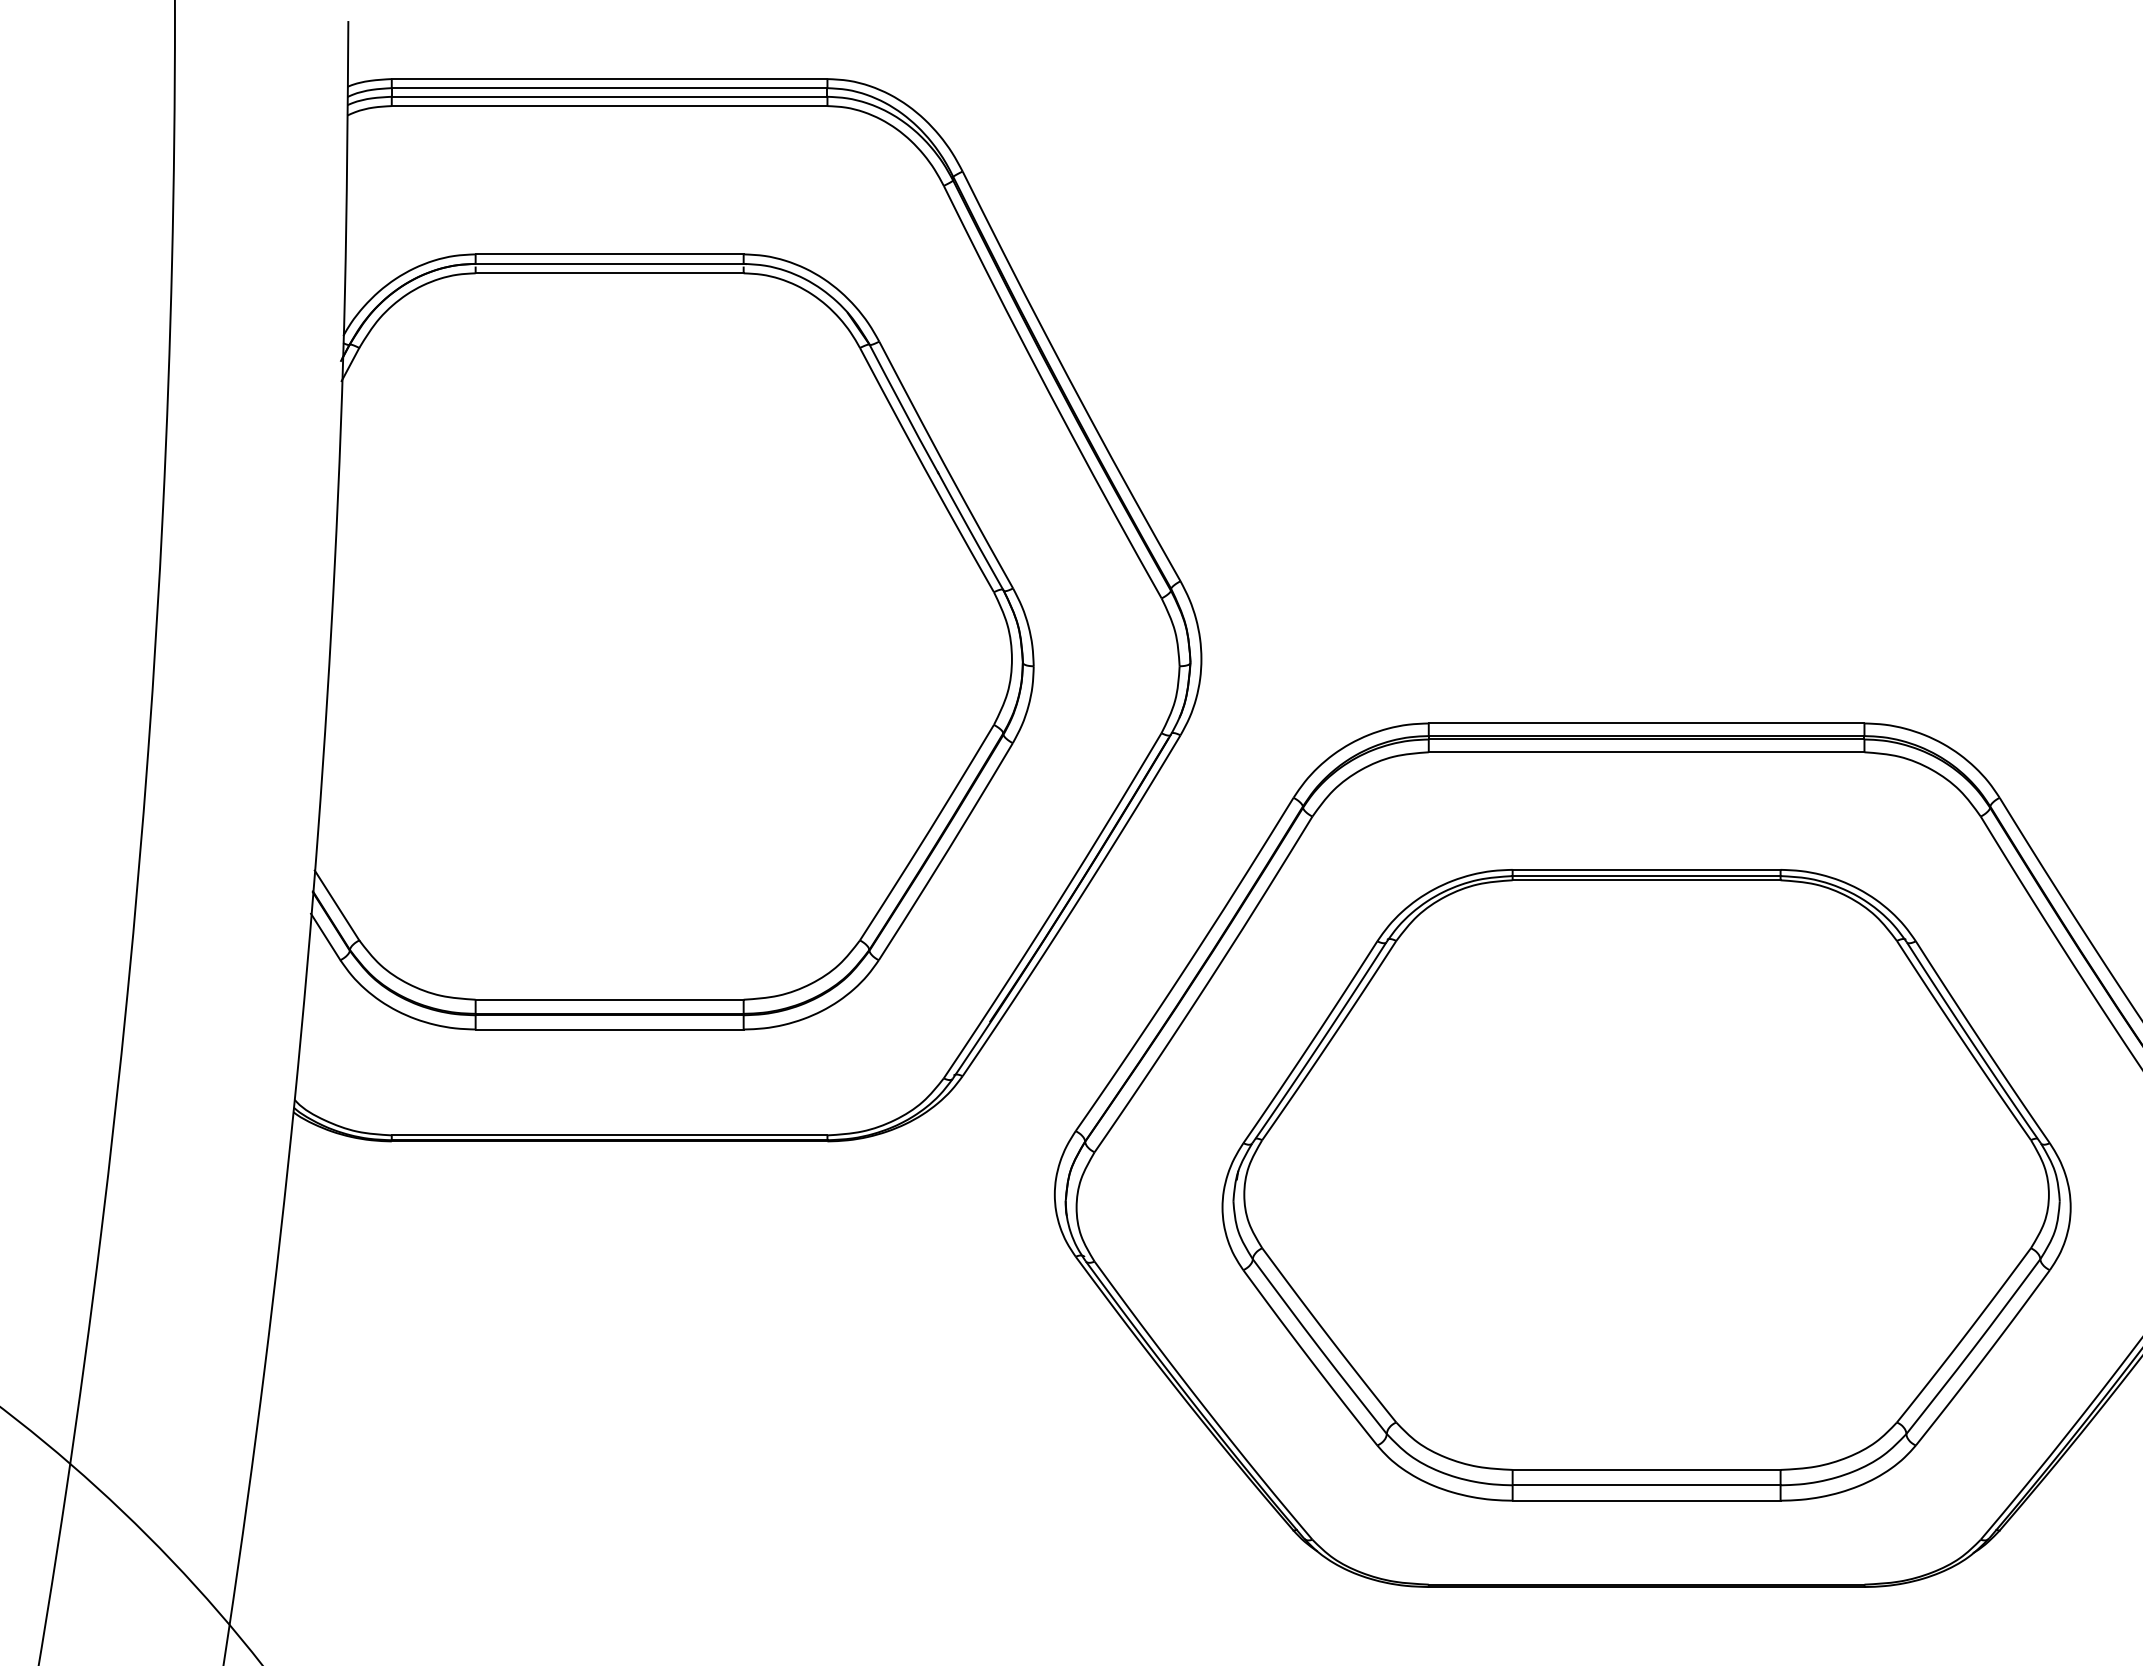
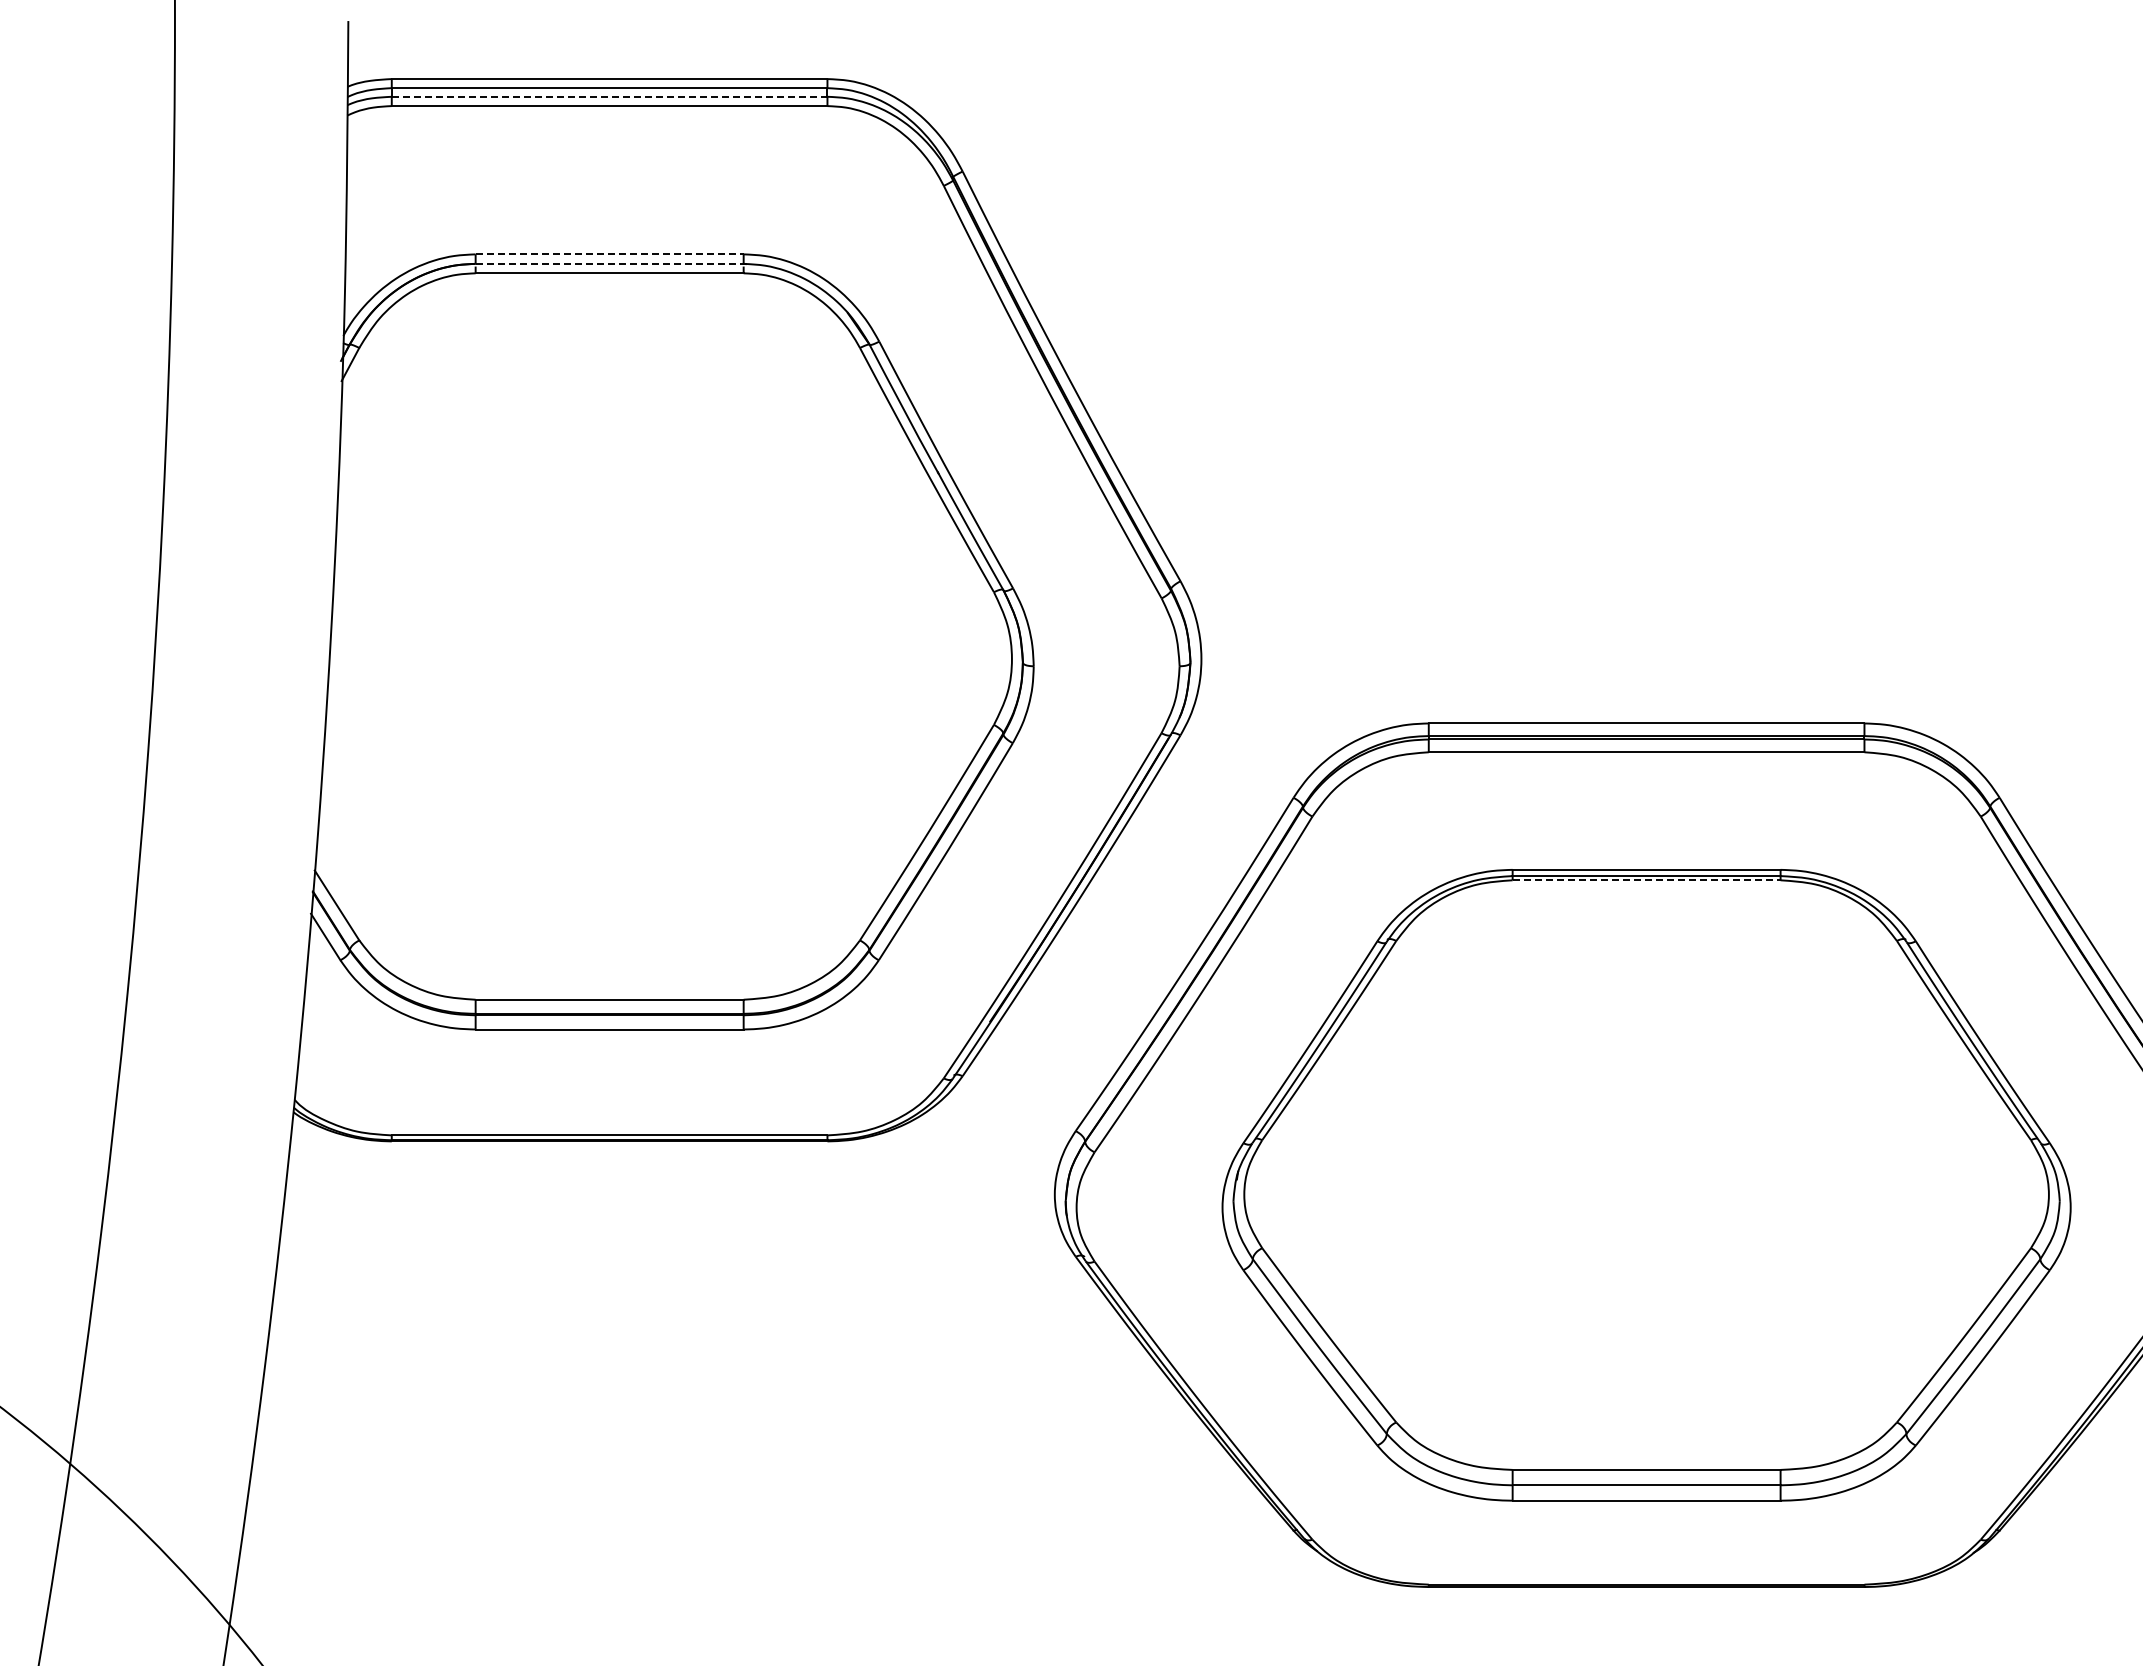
line: solid -> dashed (609, 96)
line: solid -> dashed (610, 254)
line: solid -> dashed (610, 264)
line: solid -> dashed (1646, 880)
